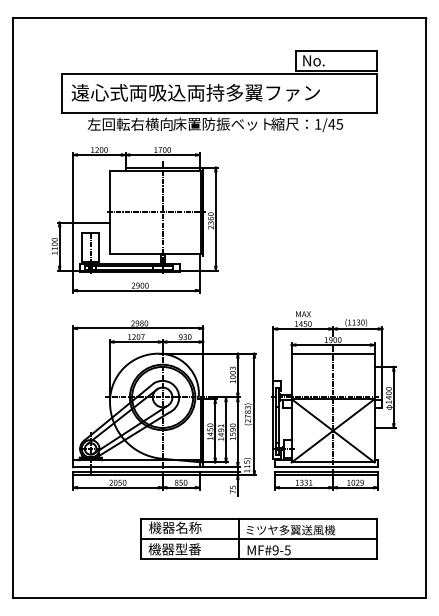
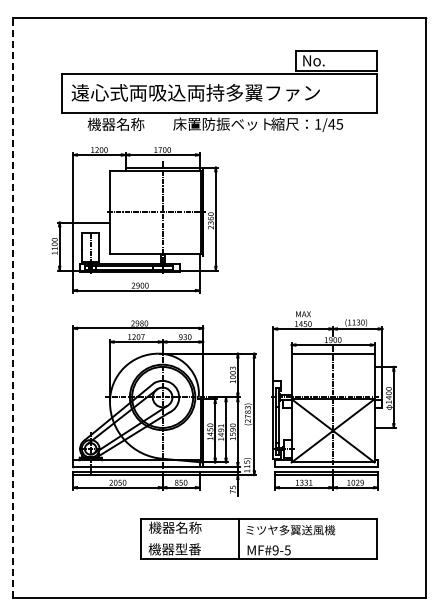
text: 左回転右横向 -> 機器名称 (129, 123)
line: solid -> dashed (13, 308)
line: present -> none (258, 539)
